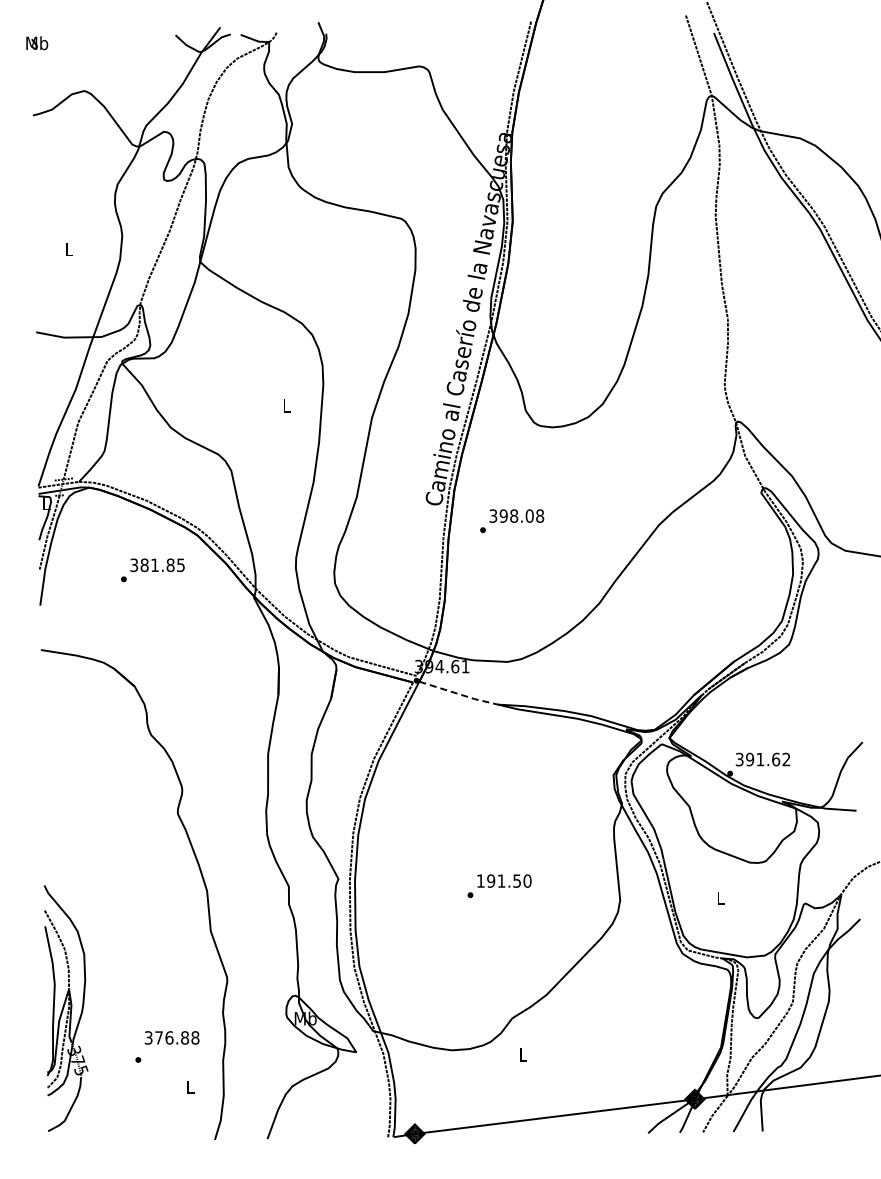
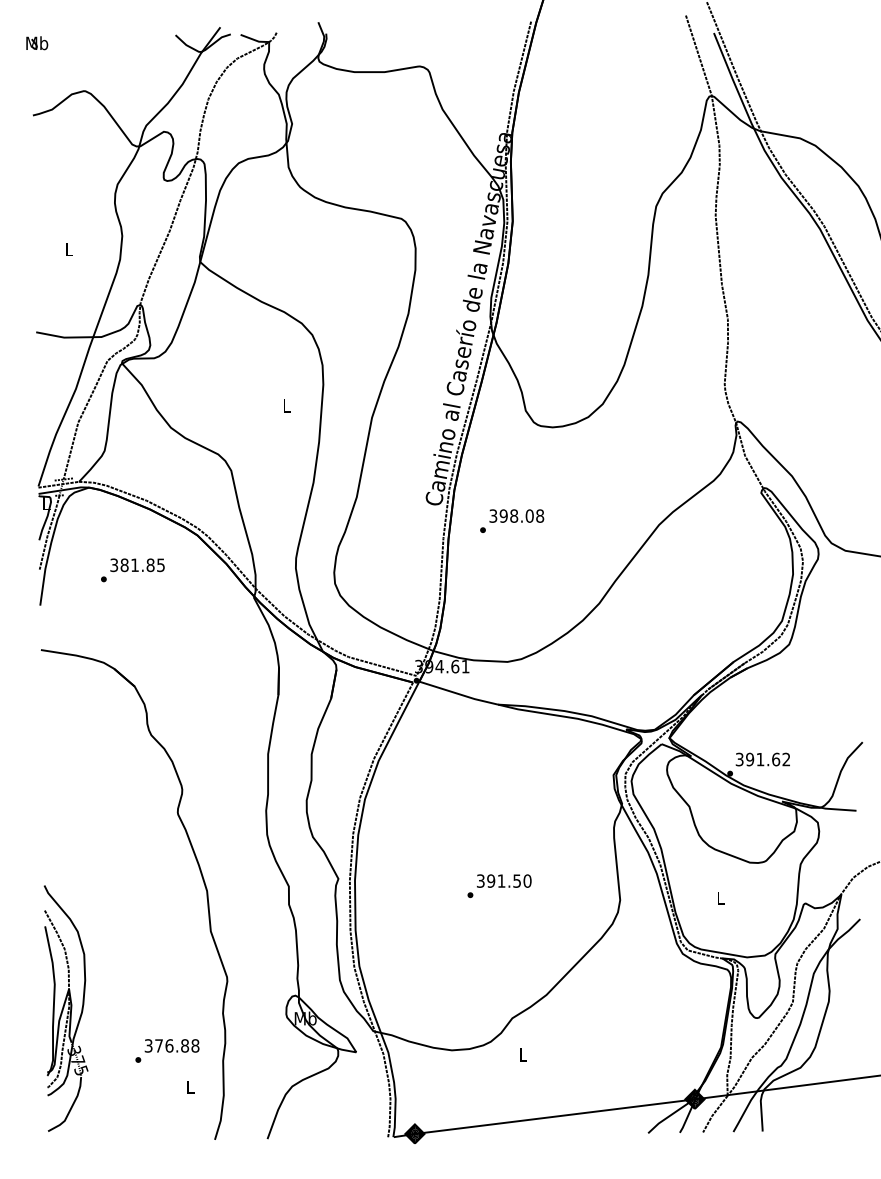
text position: (152, 570) -> (132, 570) (132, 570)
line: dashed -> solid (458, 694)
text: 191.50 -> 391.50 (480, 880)
text position: (171, 1037) -> (171, 1045) (171, 1045)
